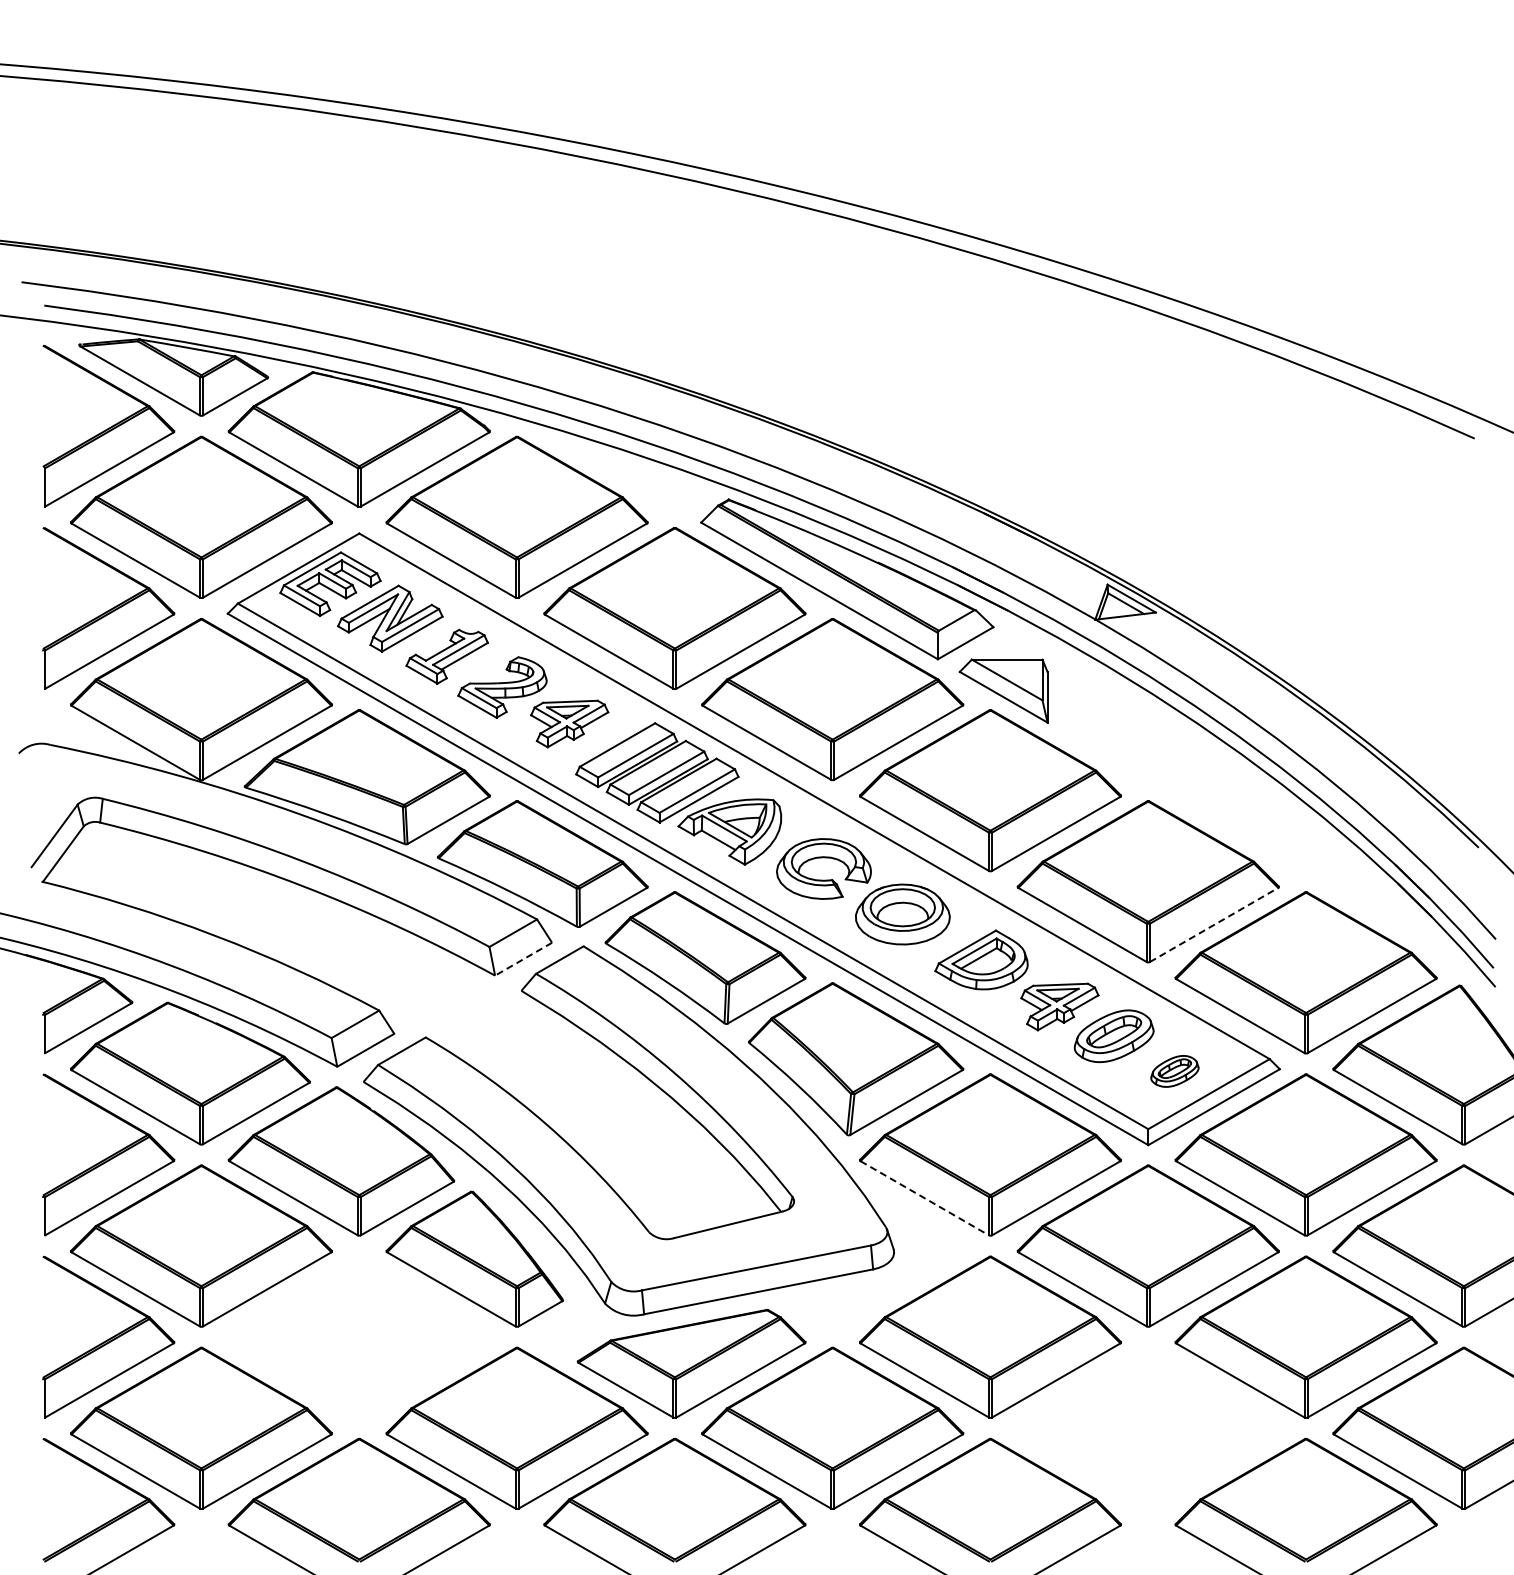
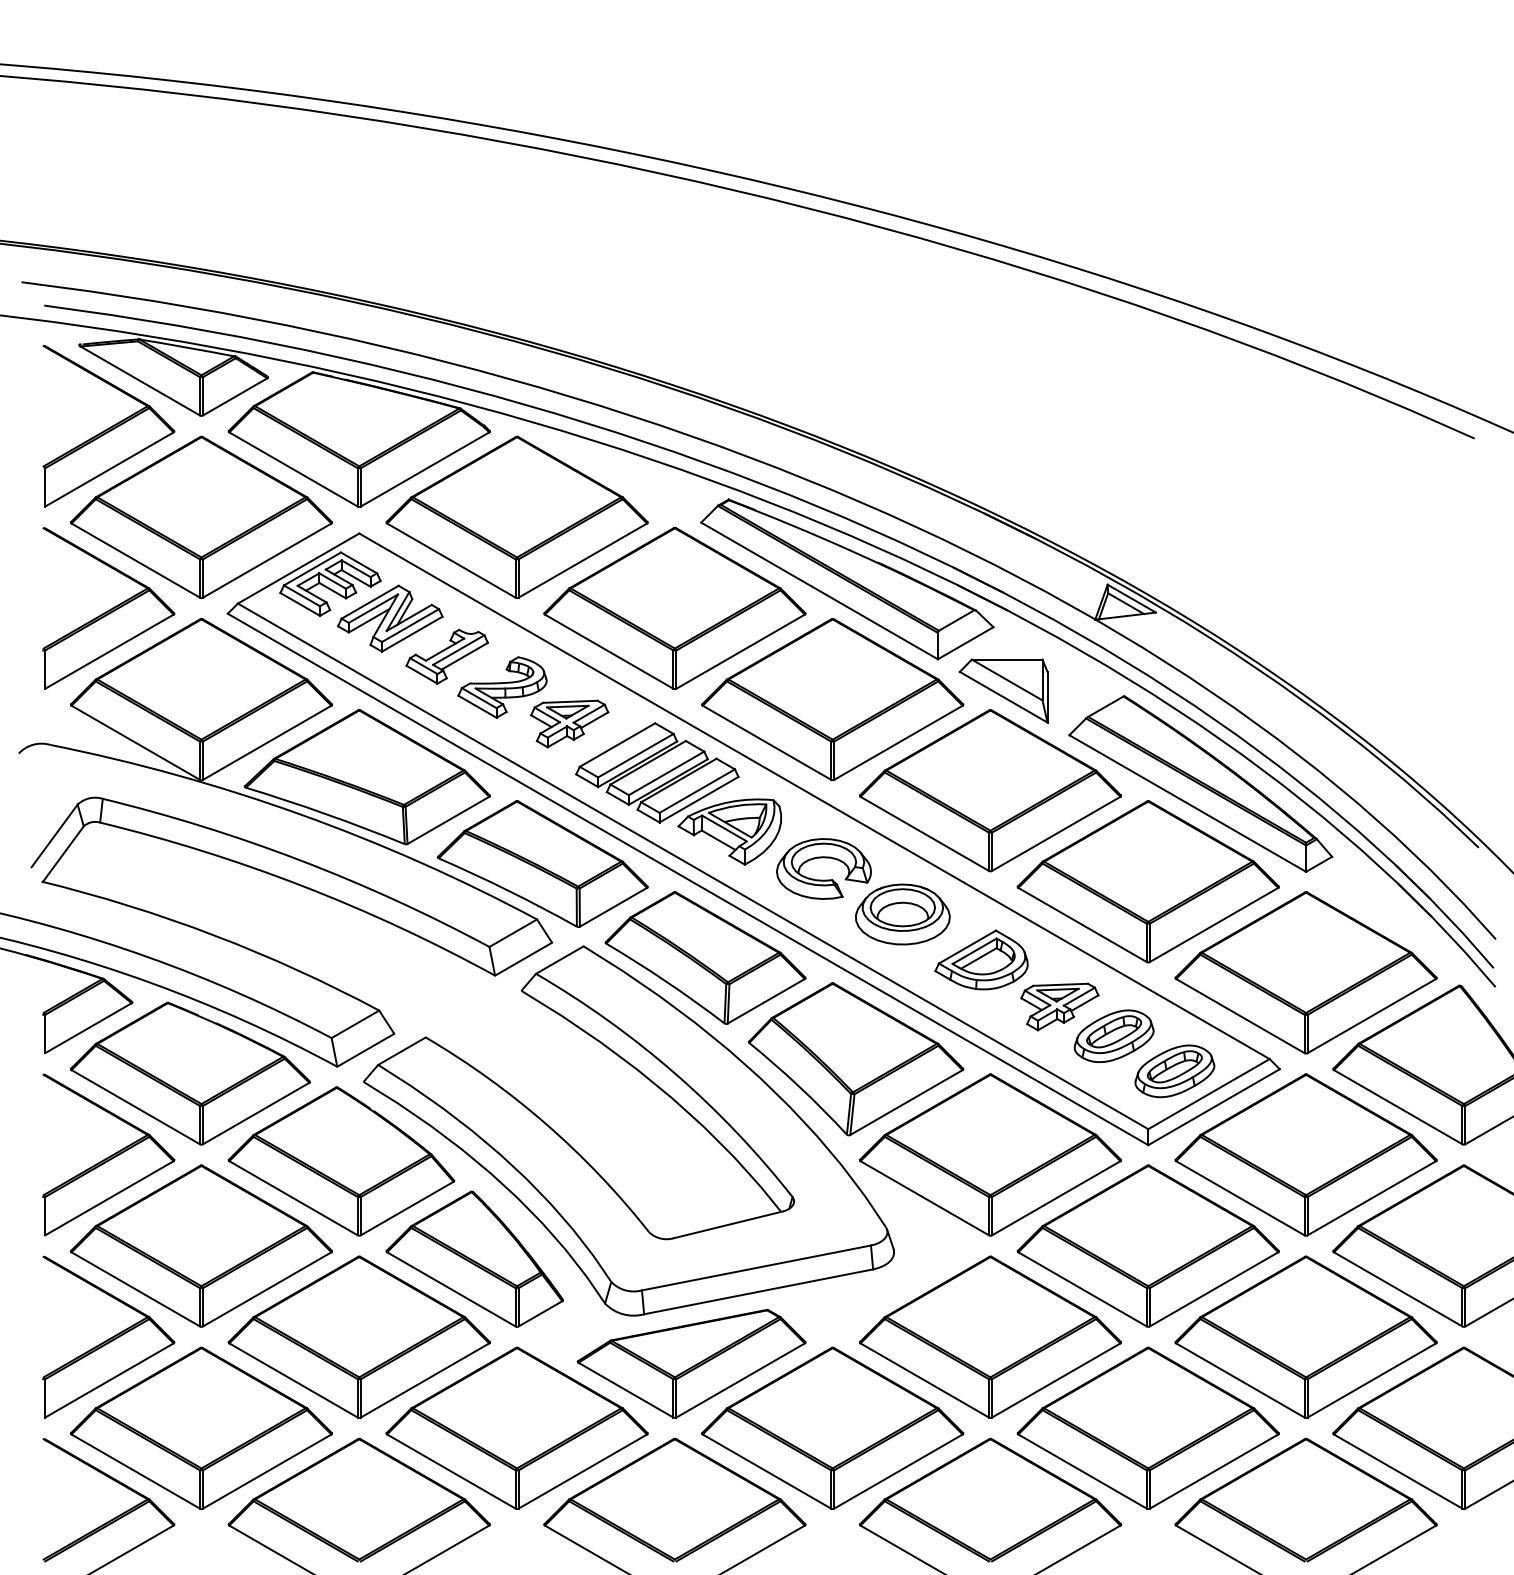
part: none -> present (1200, 783)
line: dashed -> solid (1214, 924)
line: dashed -> solid (523, 959)
part size: 50x33 px -> 82x55 px (1174, 1071)
line: dashed -> solid (925, 1198)
part: none -> present (358, 1336)
part: none -> present (1147, 1427)
